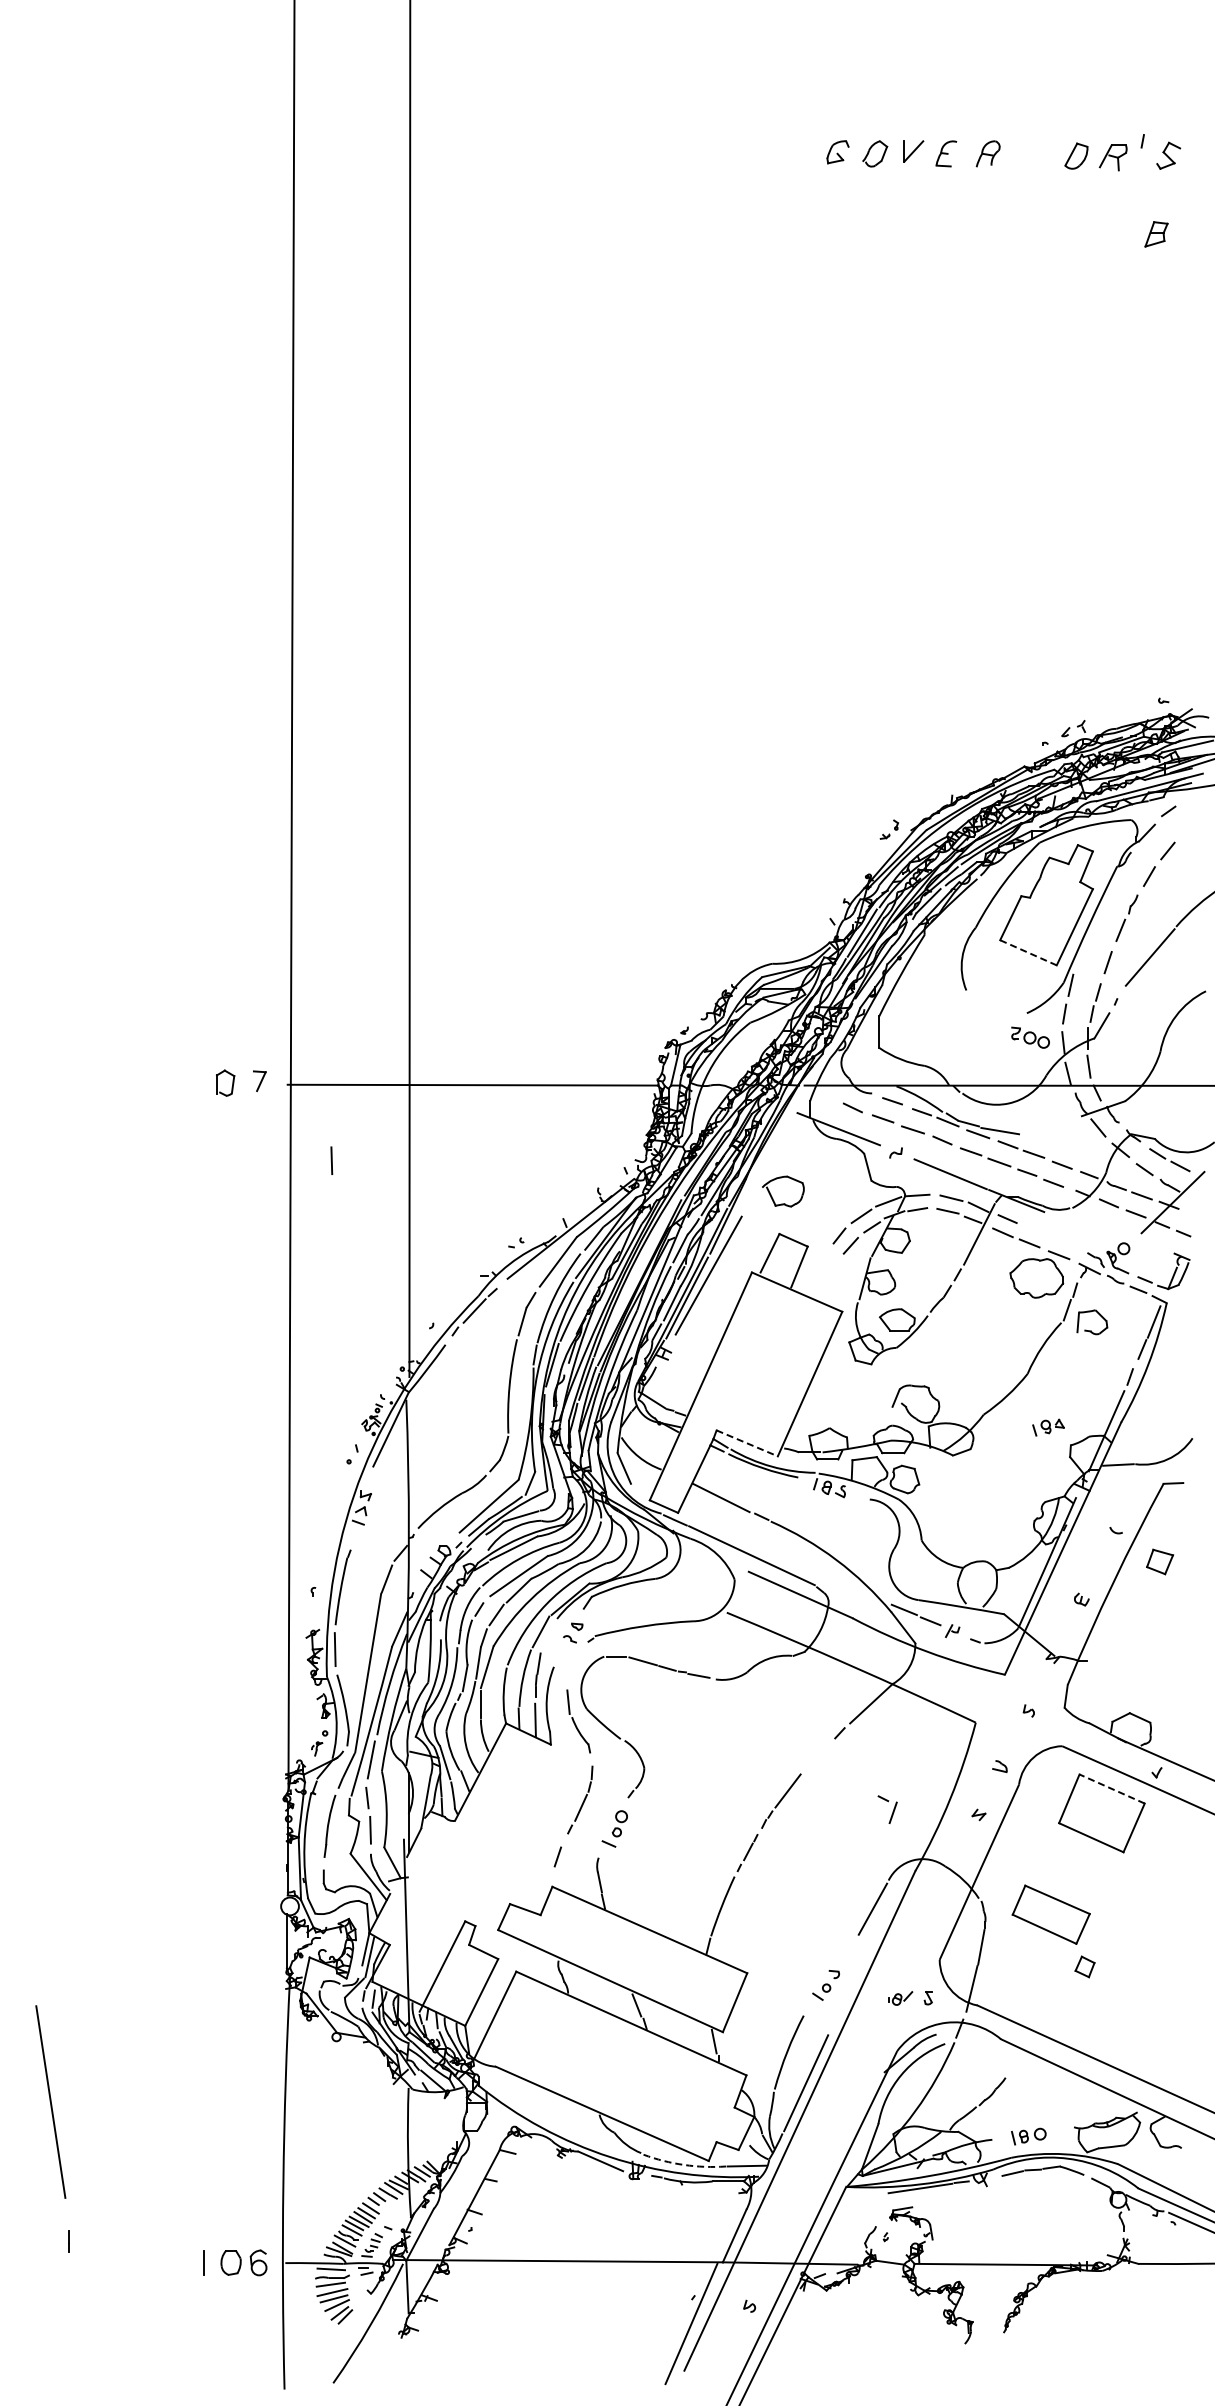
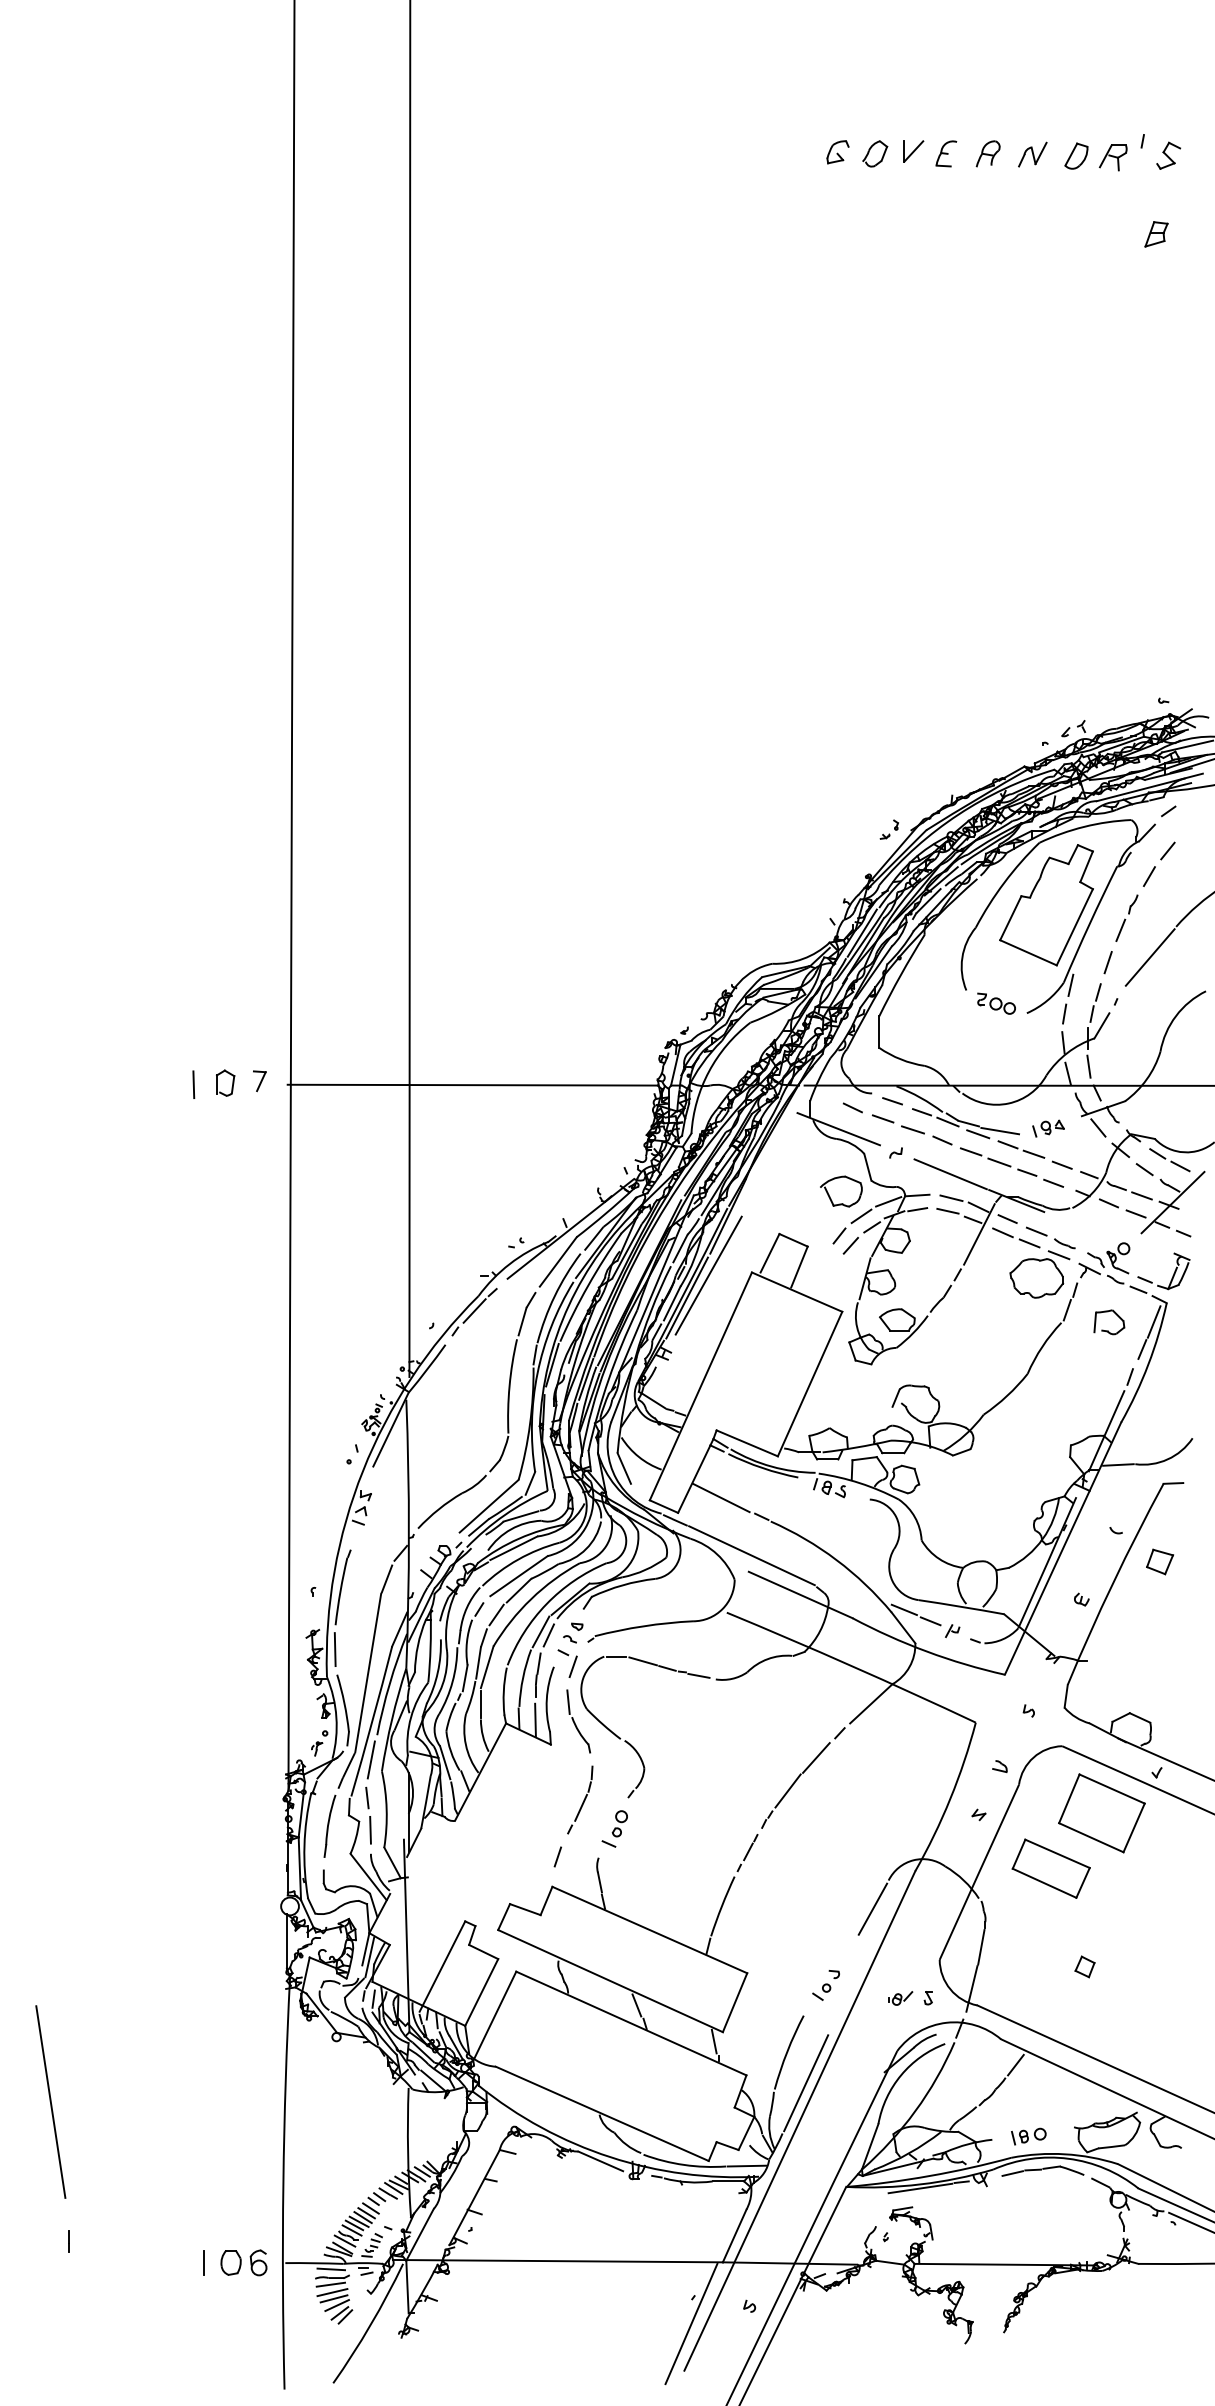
part: none -> present (1032, 154)
line: dashed -> solid (1028, 952)
part position: (1030, 1037) -> (996, 1003) (996, 1003)
line position: (331, 1160) -> (193, 1084) (193, 1084)
part position: (783, 1191) -> (841, 1191) (841, 1191)
part: none -> present (1050, 1237)
part position: (1091, 1330) -> (1108, 1330) (1108, 1330)
part position: (1048, 1427) -> (1048, 1128) (1048, 1128)
line: dashed -> solid (747, 1443)
line: none -> present (548, 1635)
line: none -> present (816, 1757)
line: dashed -> solid (1112, 1789)
part position: (887, 1809) -> (567, 1663) (567, 1663)
part position: (1050, 1914) -> (1050, 1868) (1050, 1868)
line: none -> present (1015, 2064)
arc: dashed -> solid (684, 2164)
